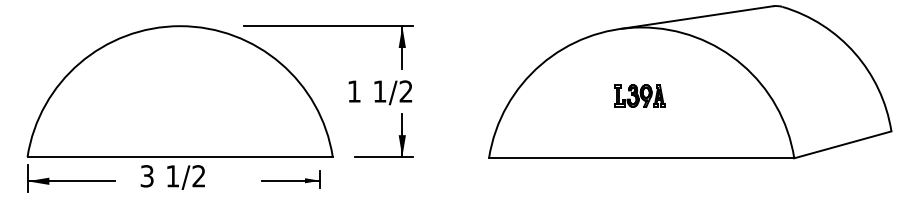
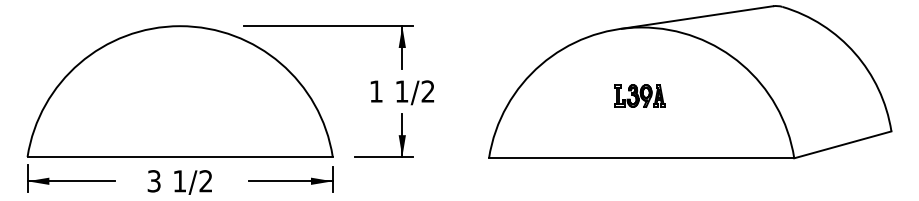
text position: (379, 92) -> (401, 92) (401, 92)
text position: (172, 177) -> (179, 182) (179, 182)
part size: 60x19 px -> 86x27 px (290, 179)
